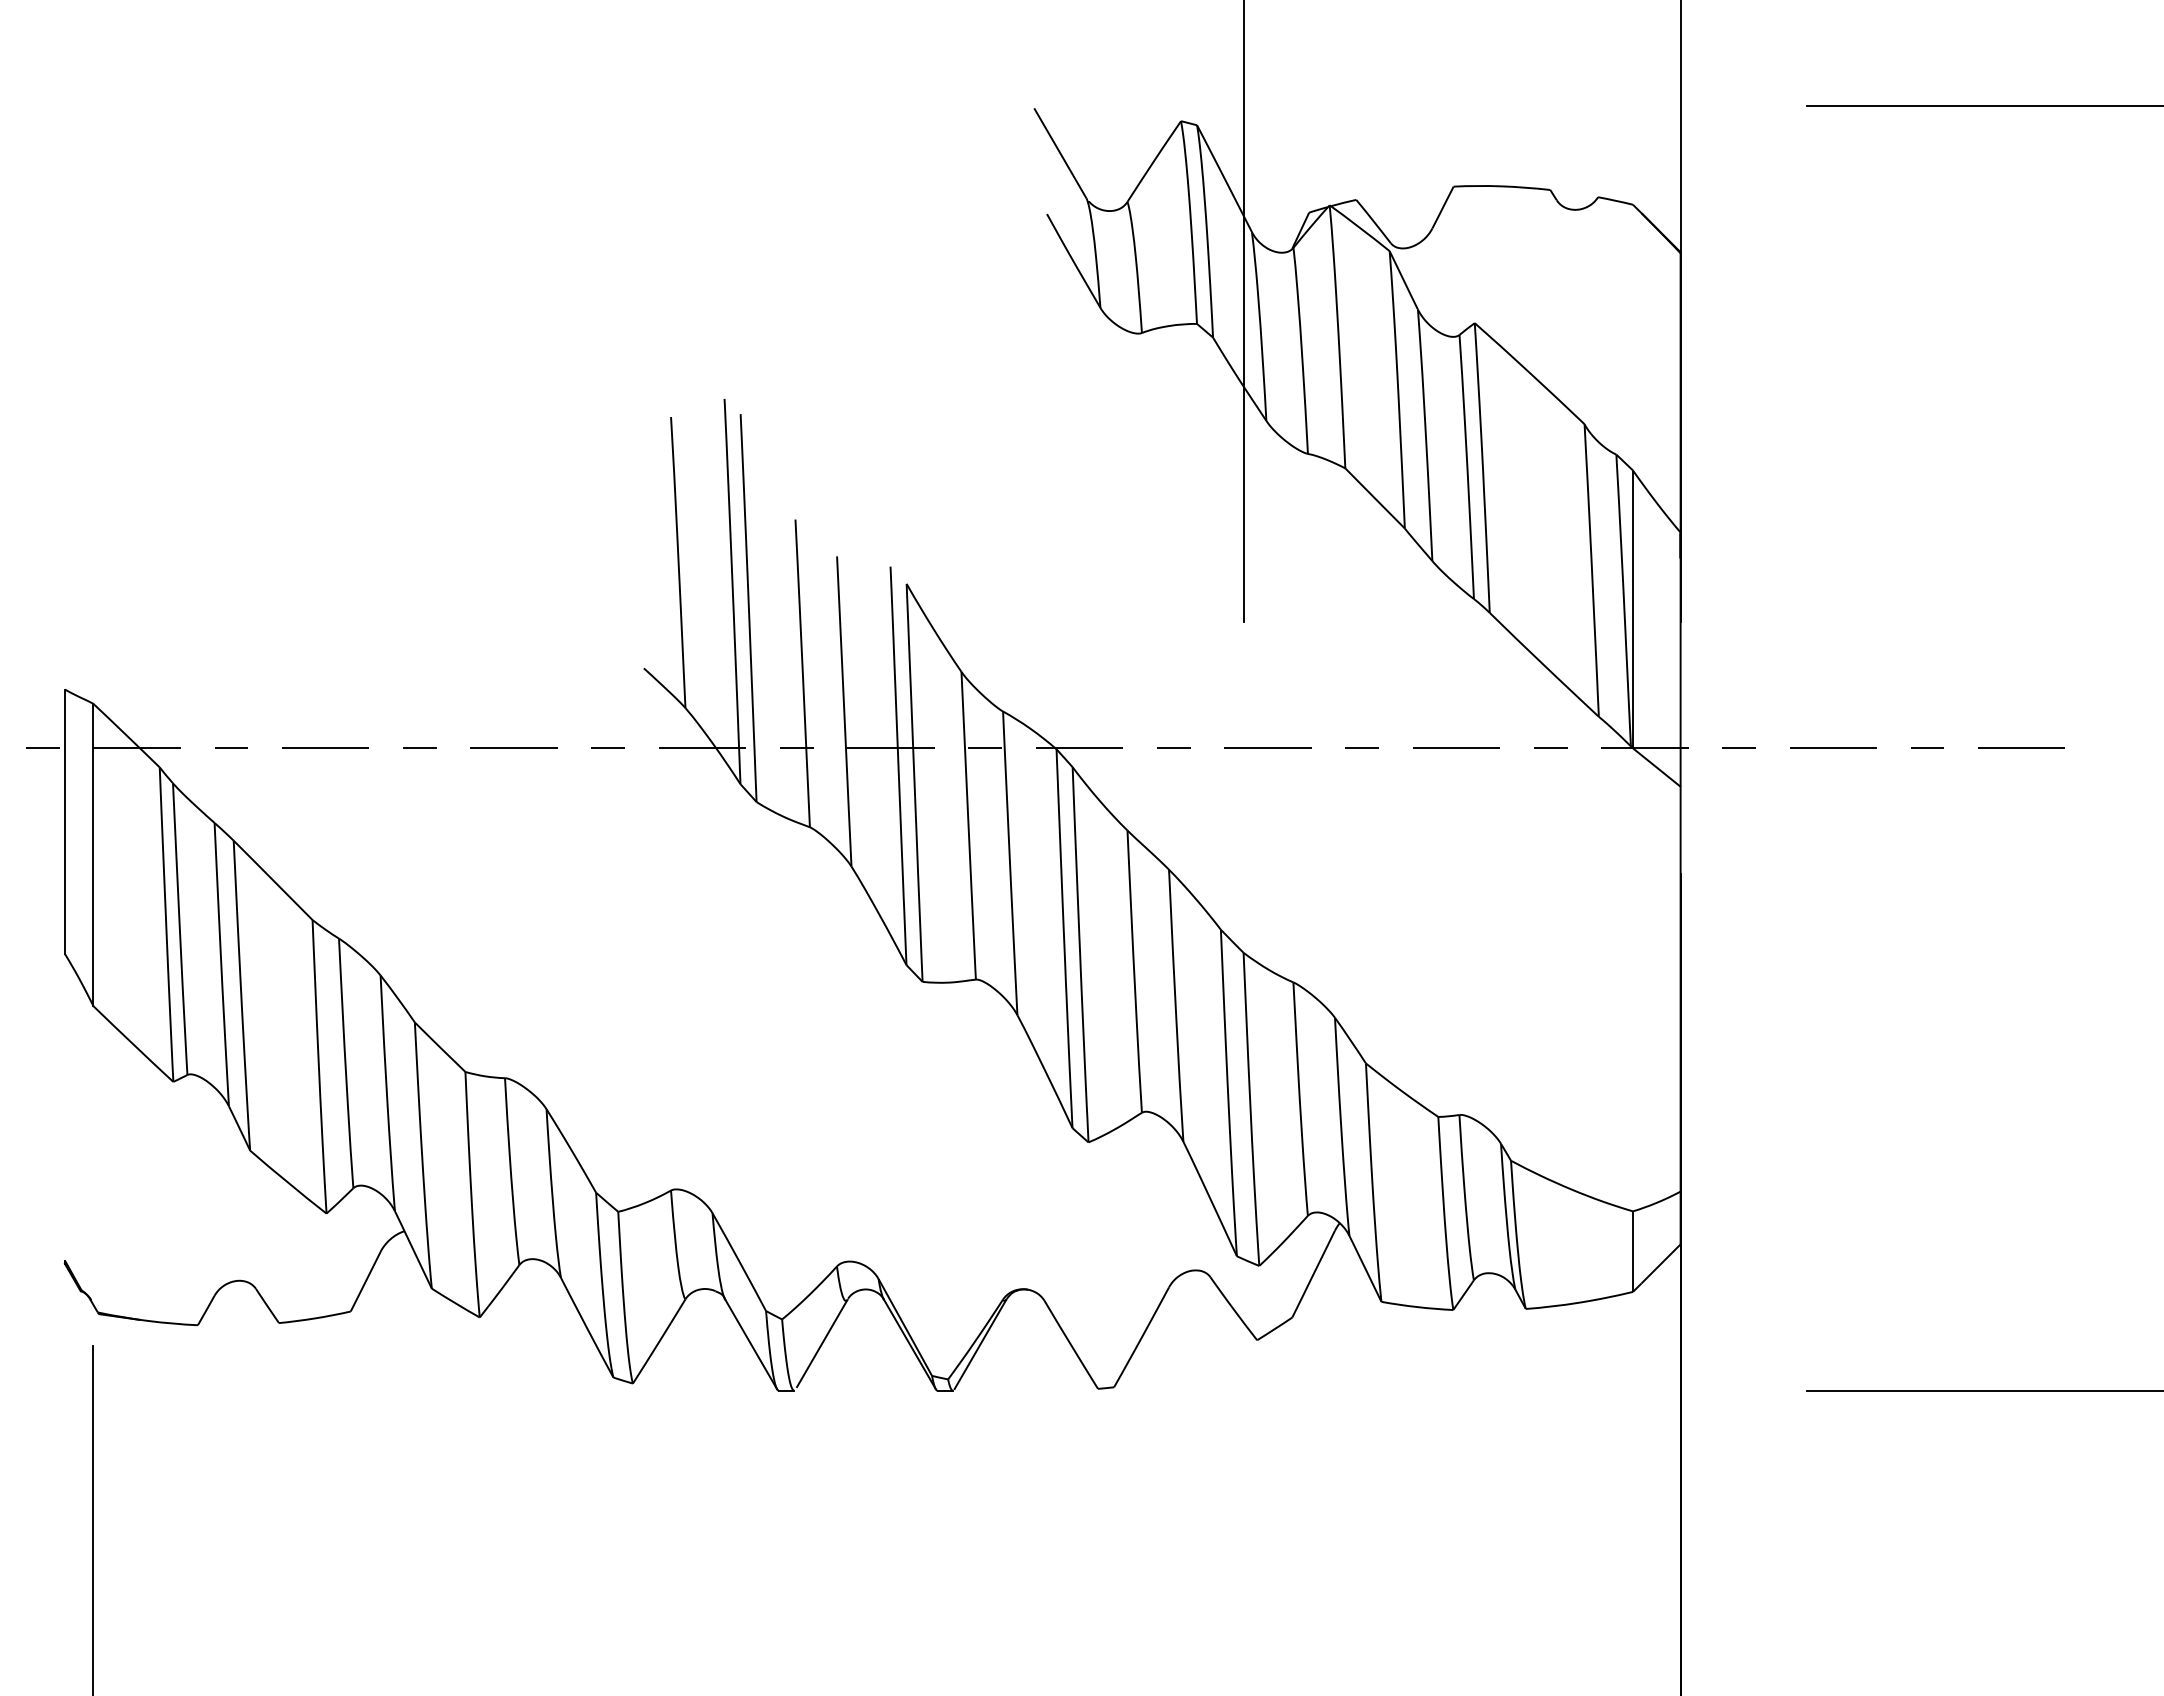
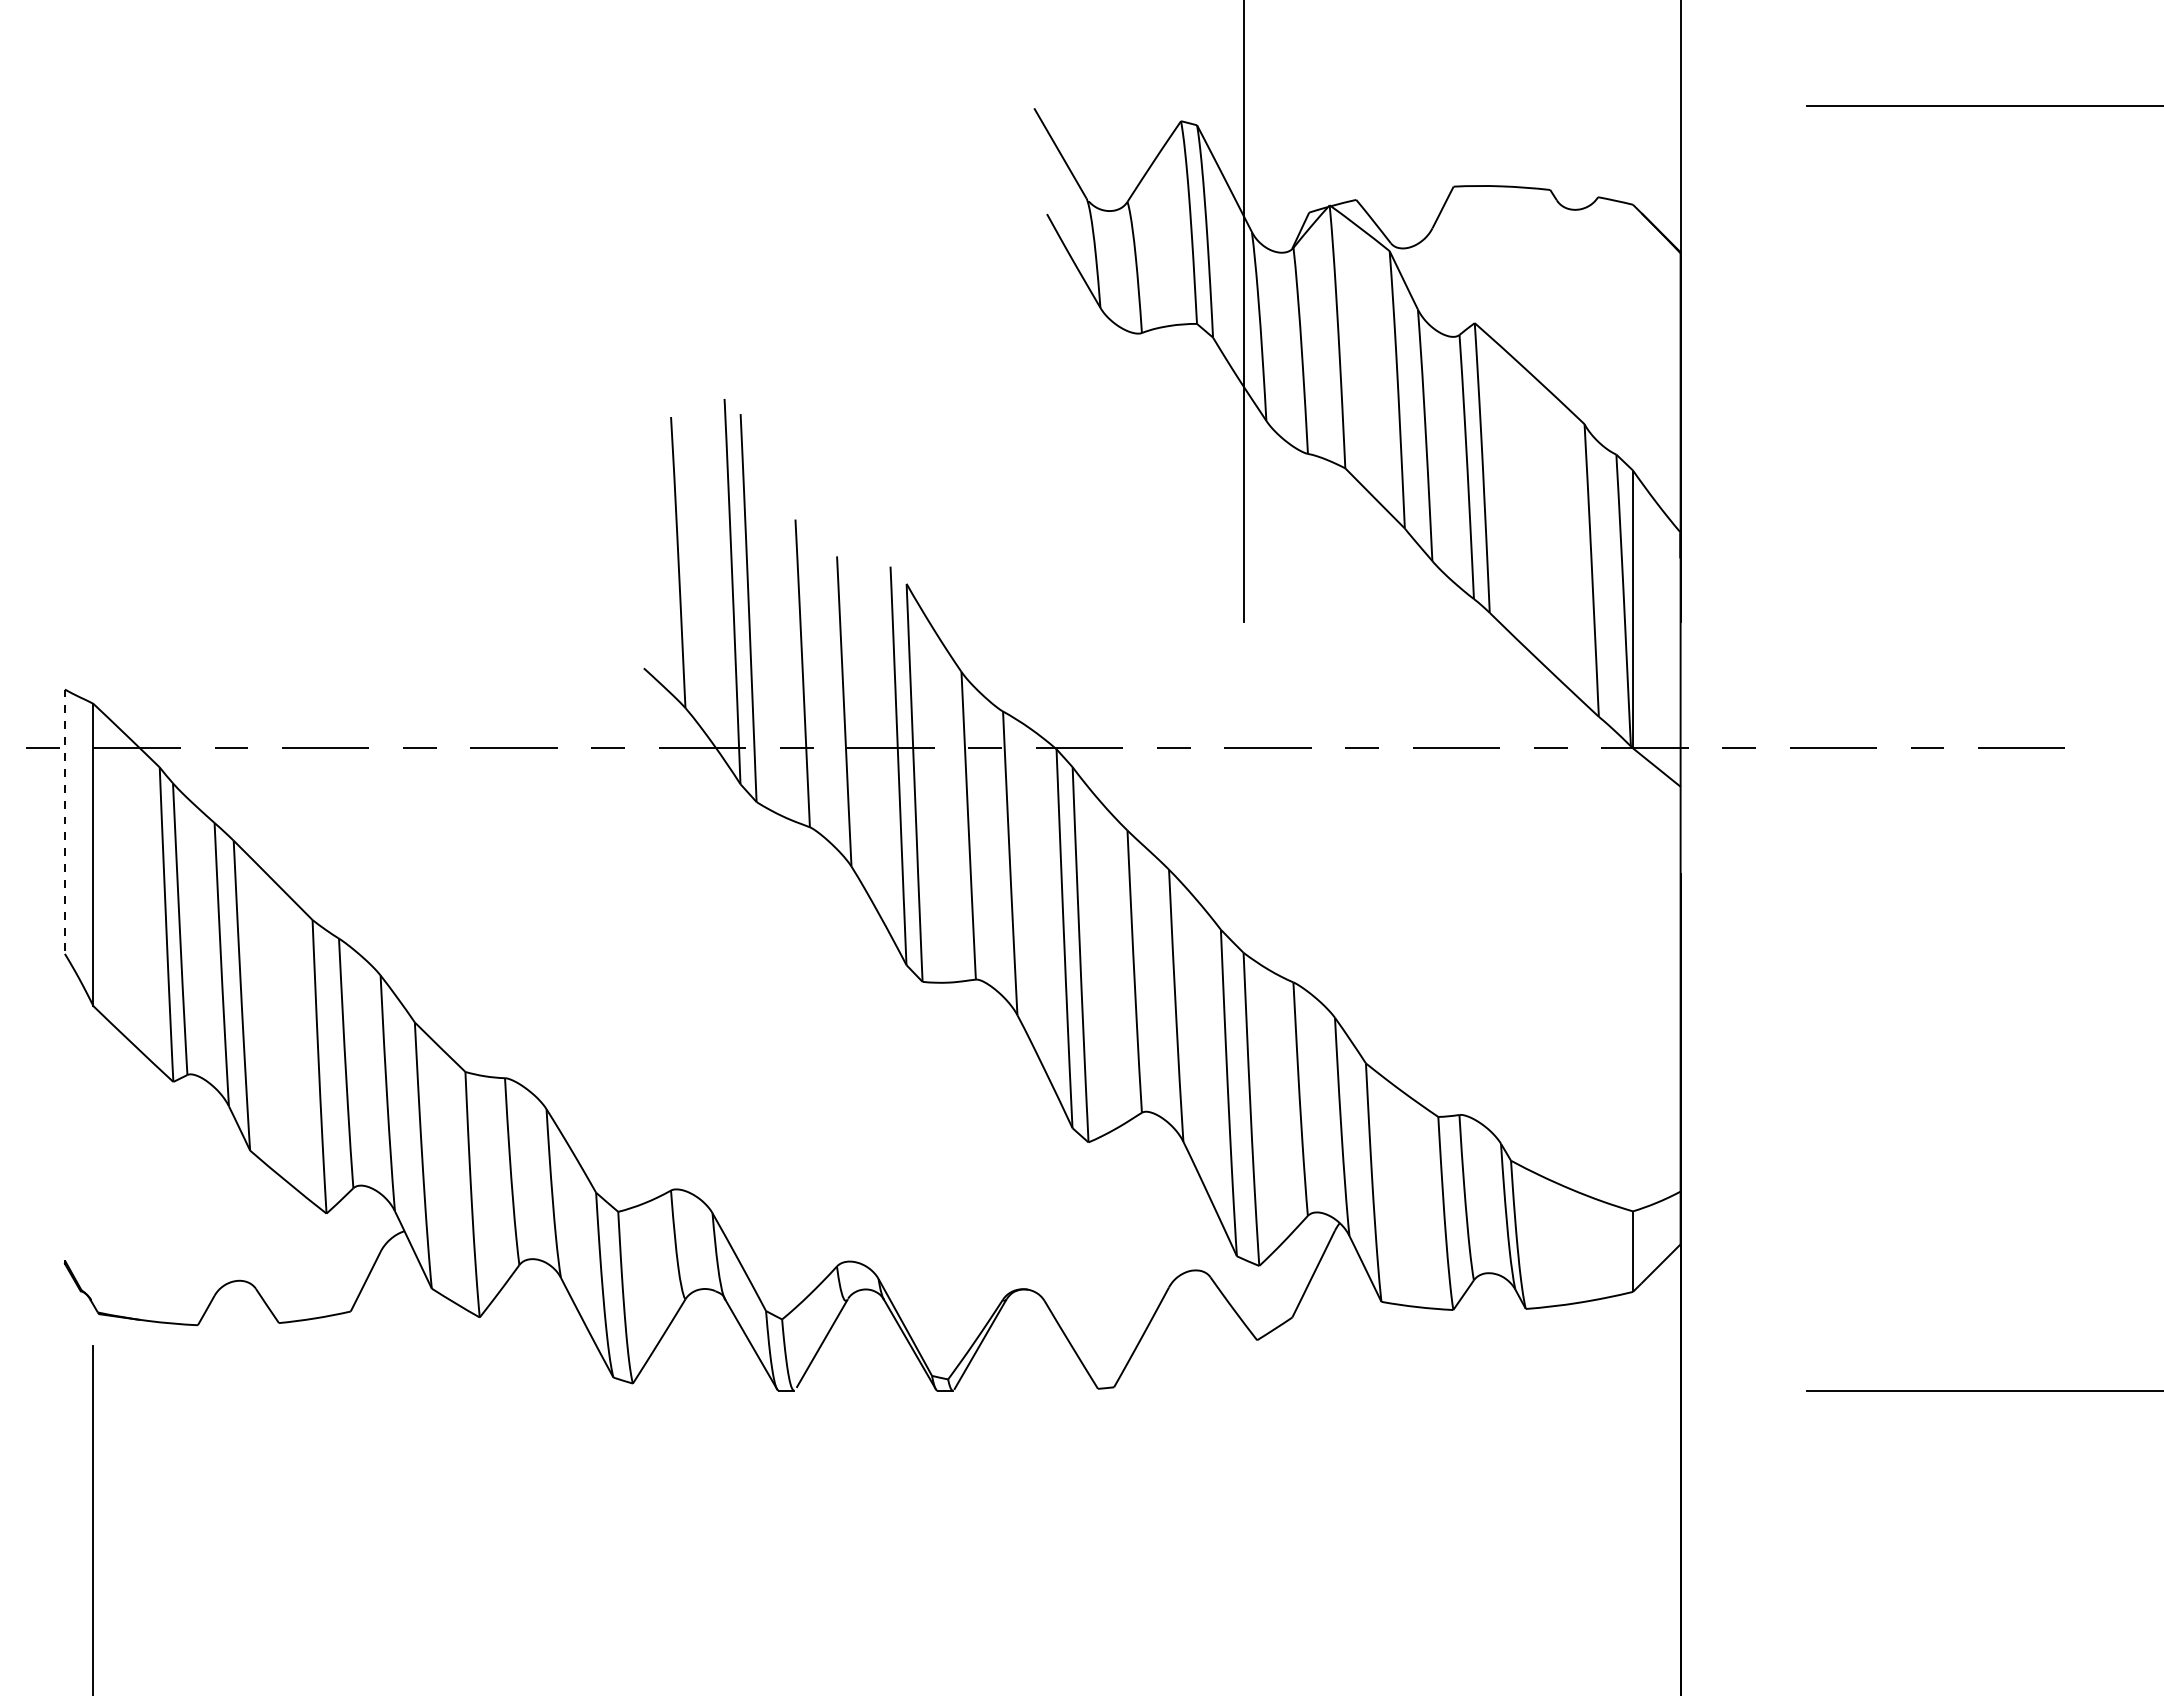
line: solid -> dashed (64, 822)
